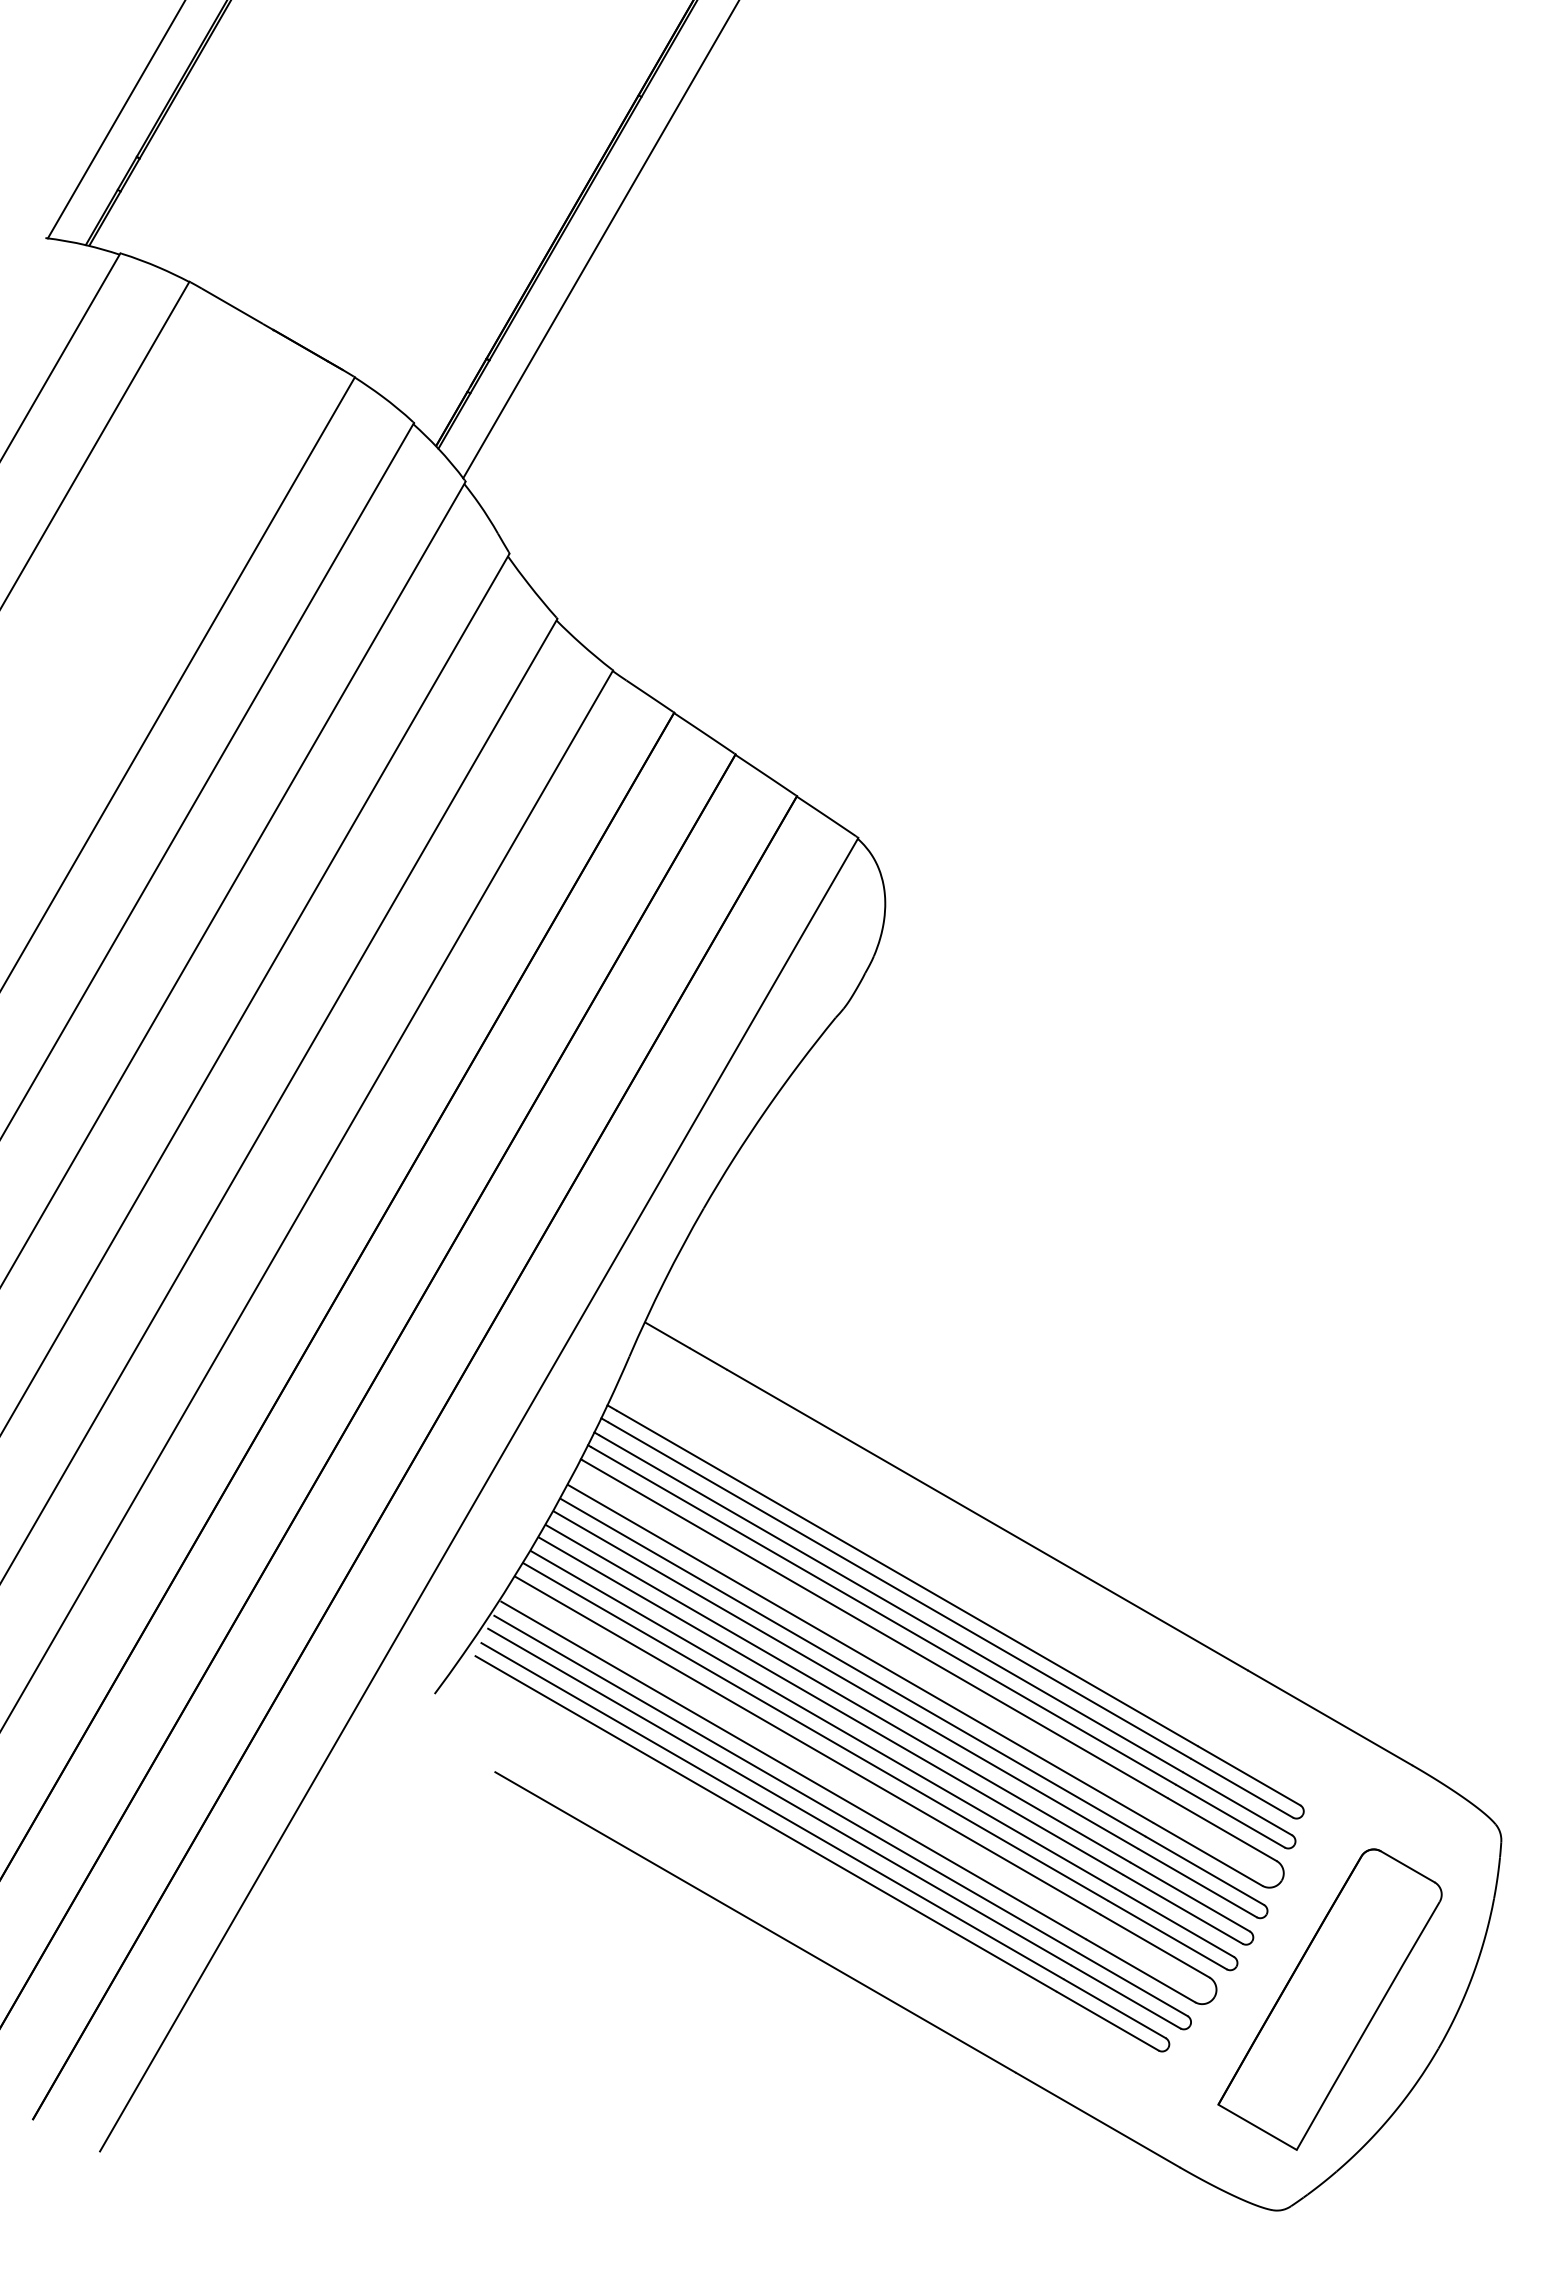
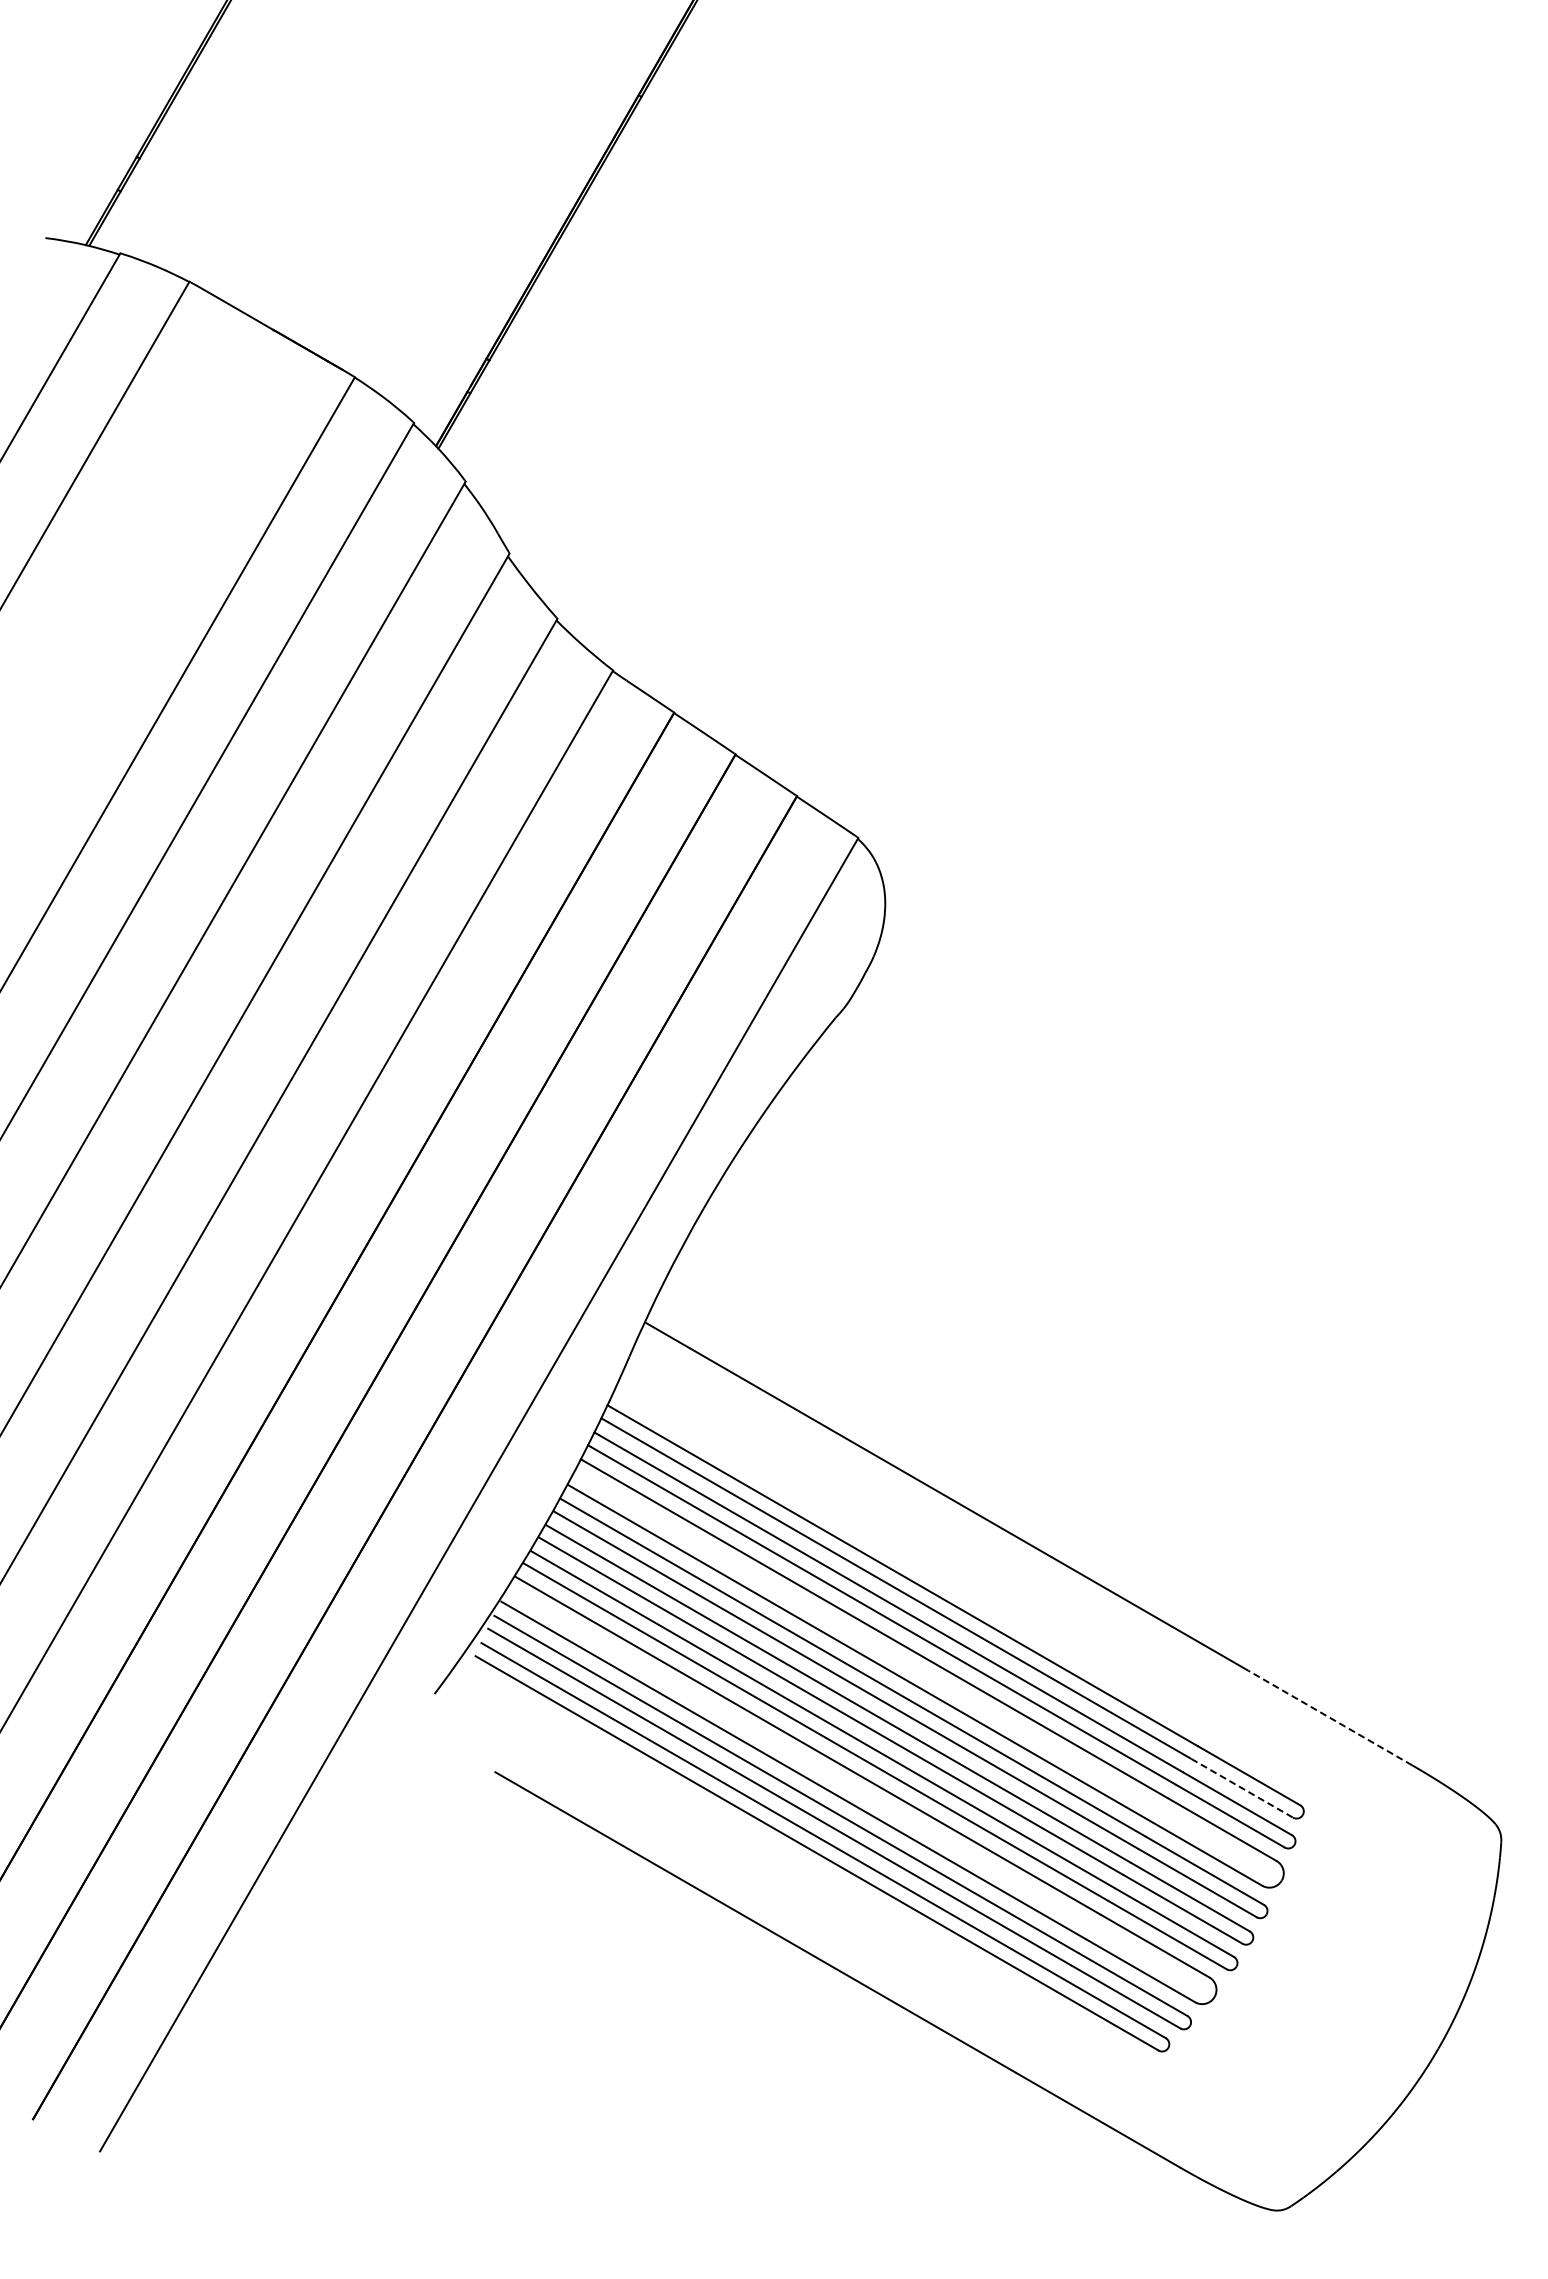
line: present -> none (115, 120)
line: present -> none (600, 240)
line: solid -> dashed (1330, 1717)
line: solid -> dashed (1242, 1788)
part: present -> none (1329, 1999)
